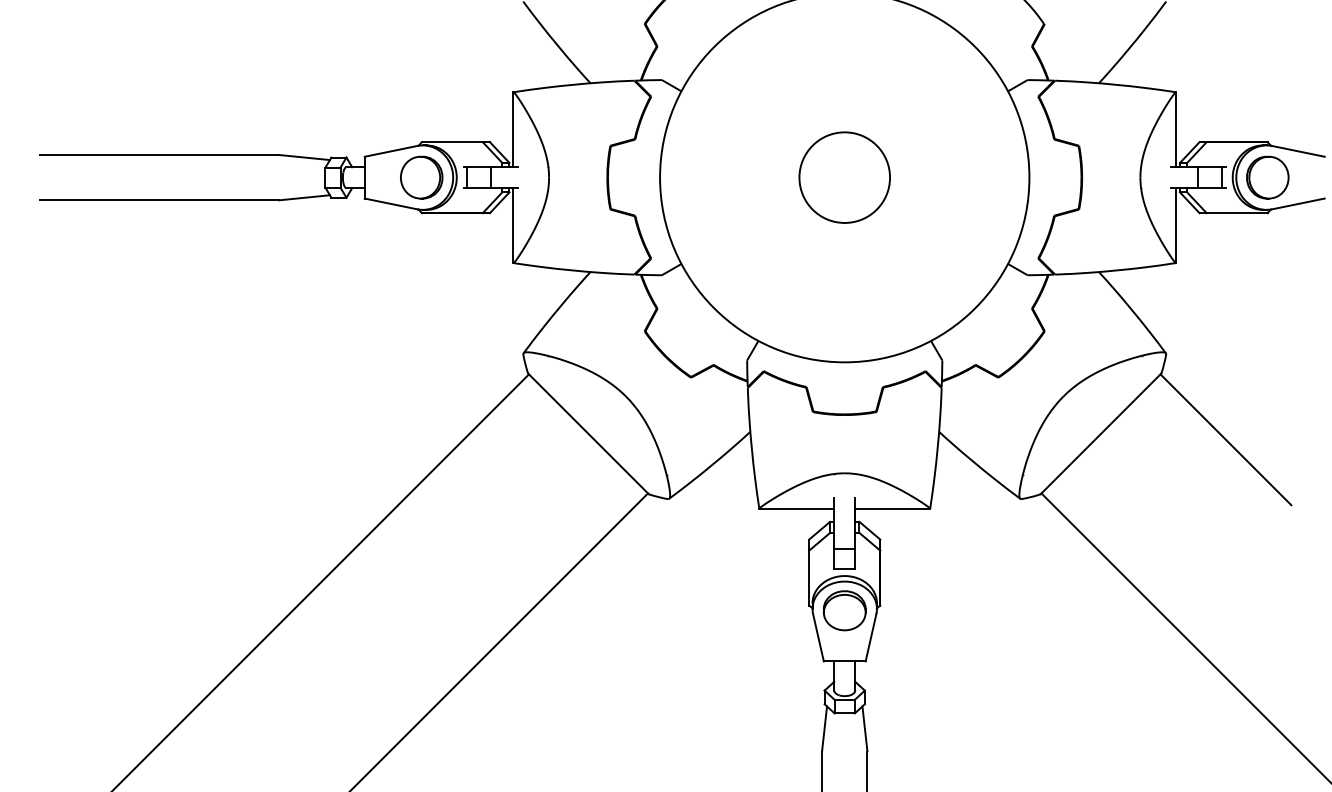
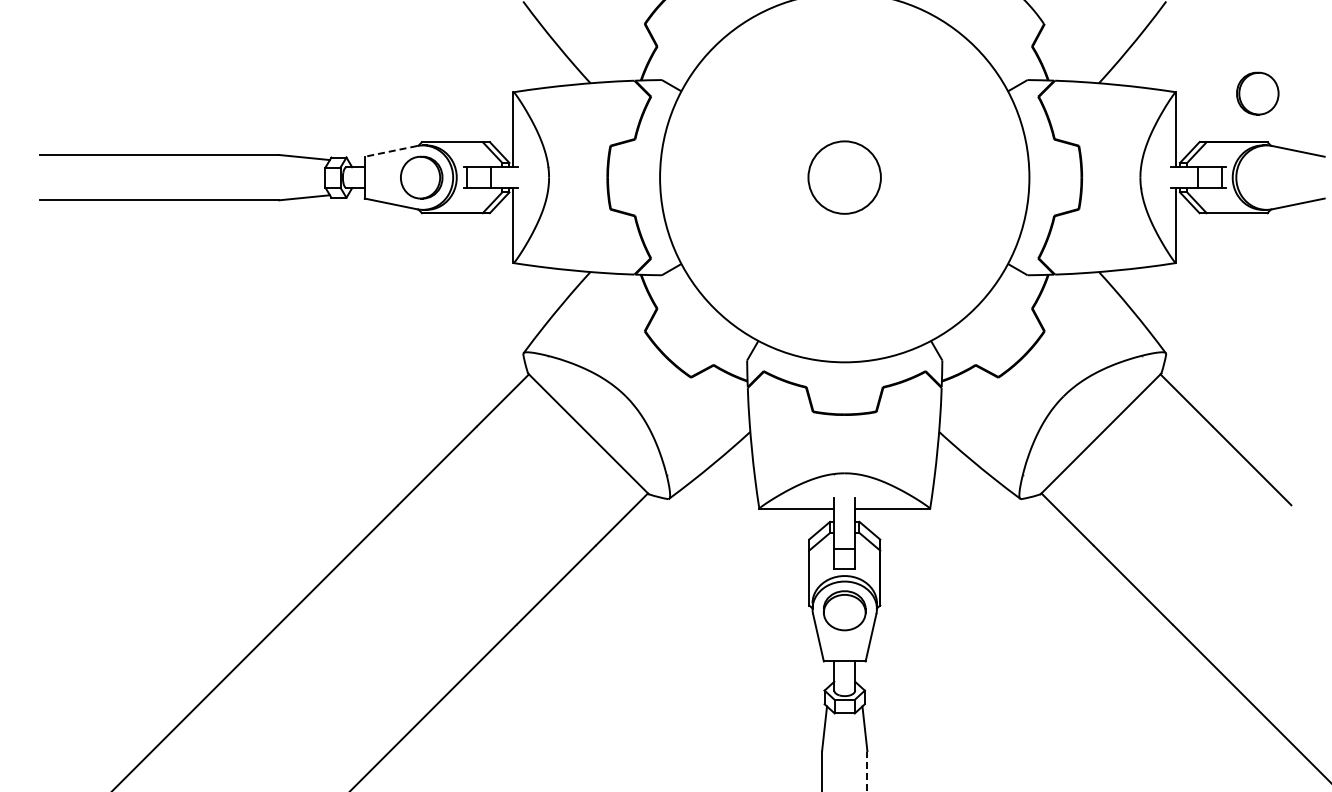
line: solid -> dashed (390, 151)
circle size: 93x93 px -> 75x75 px (844, 177)
part position: (1267, 177) -> (1257, 93) (1257, 93)
line: solid -> dashed (867, 771)
